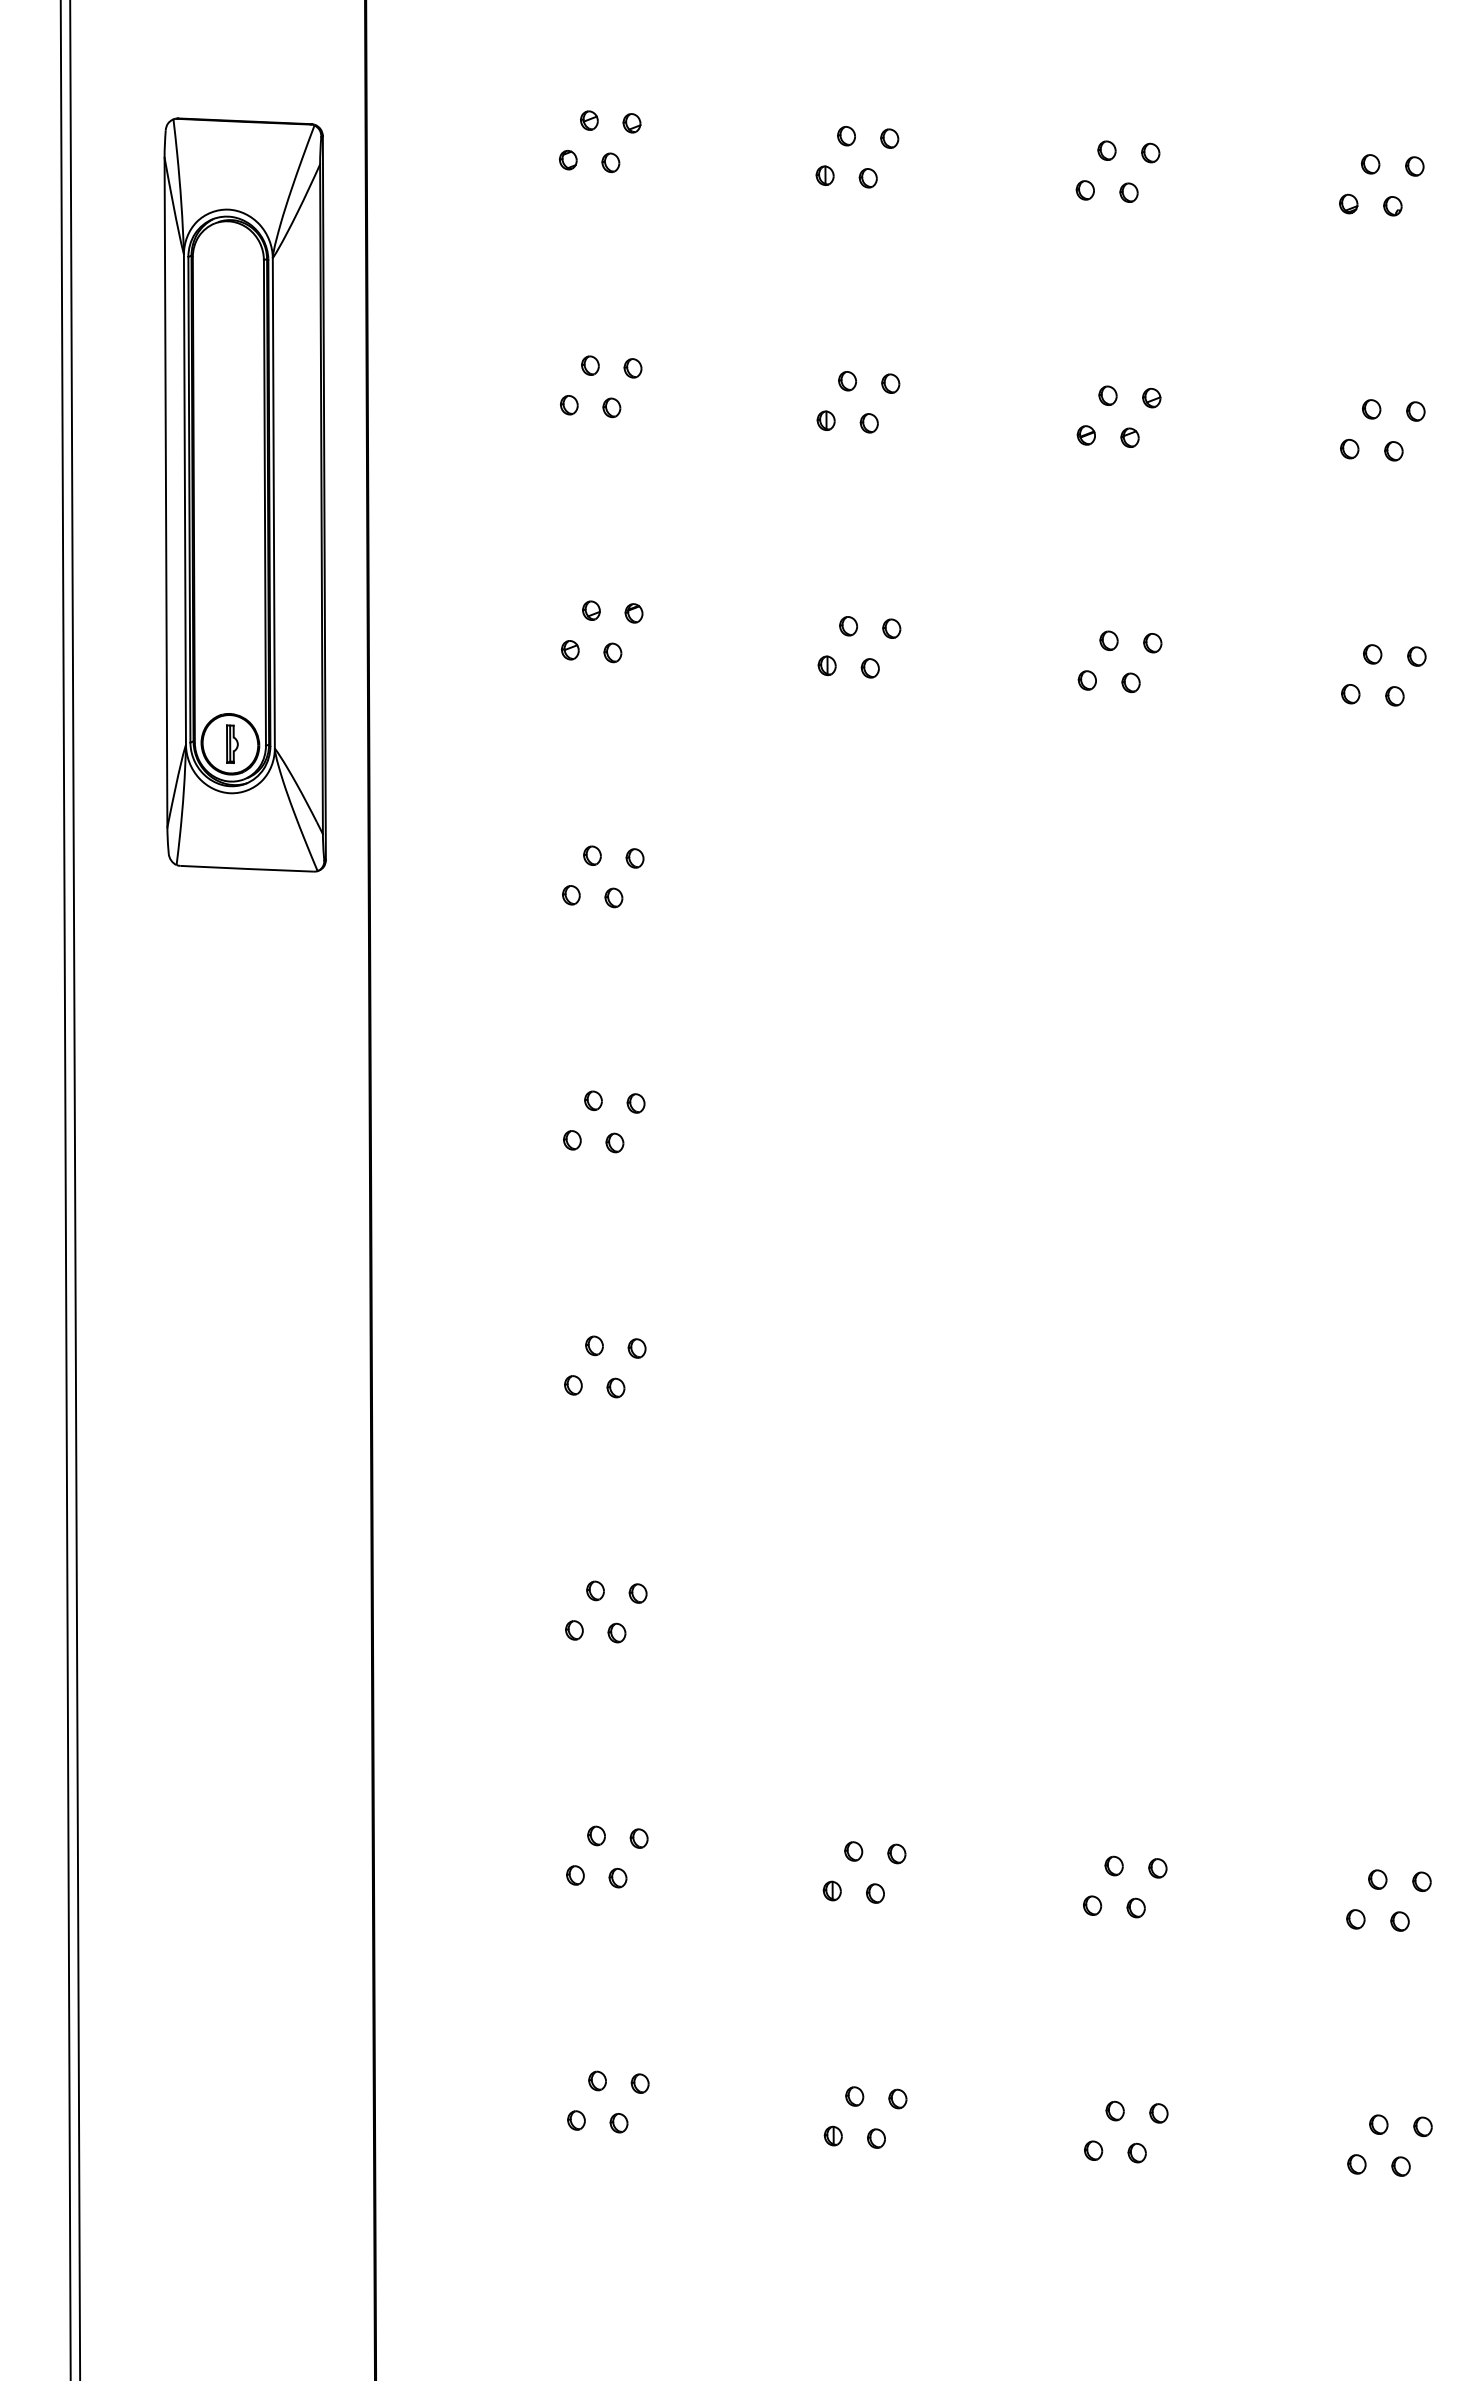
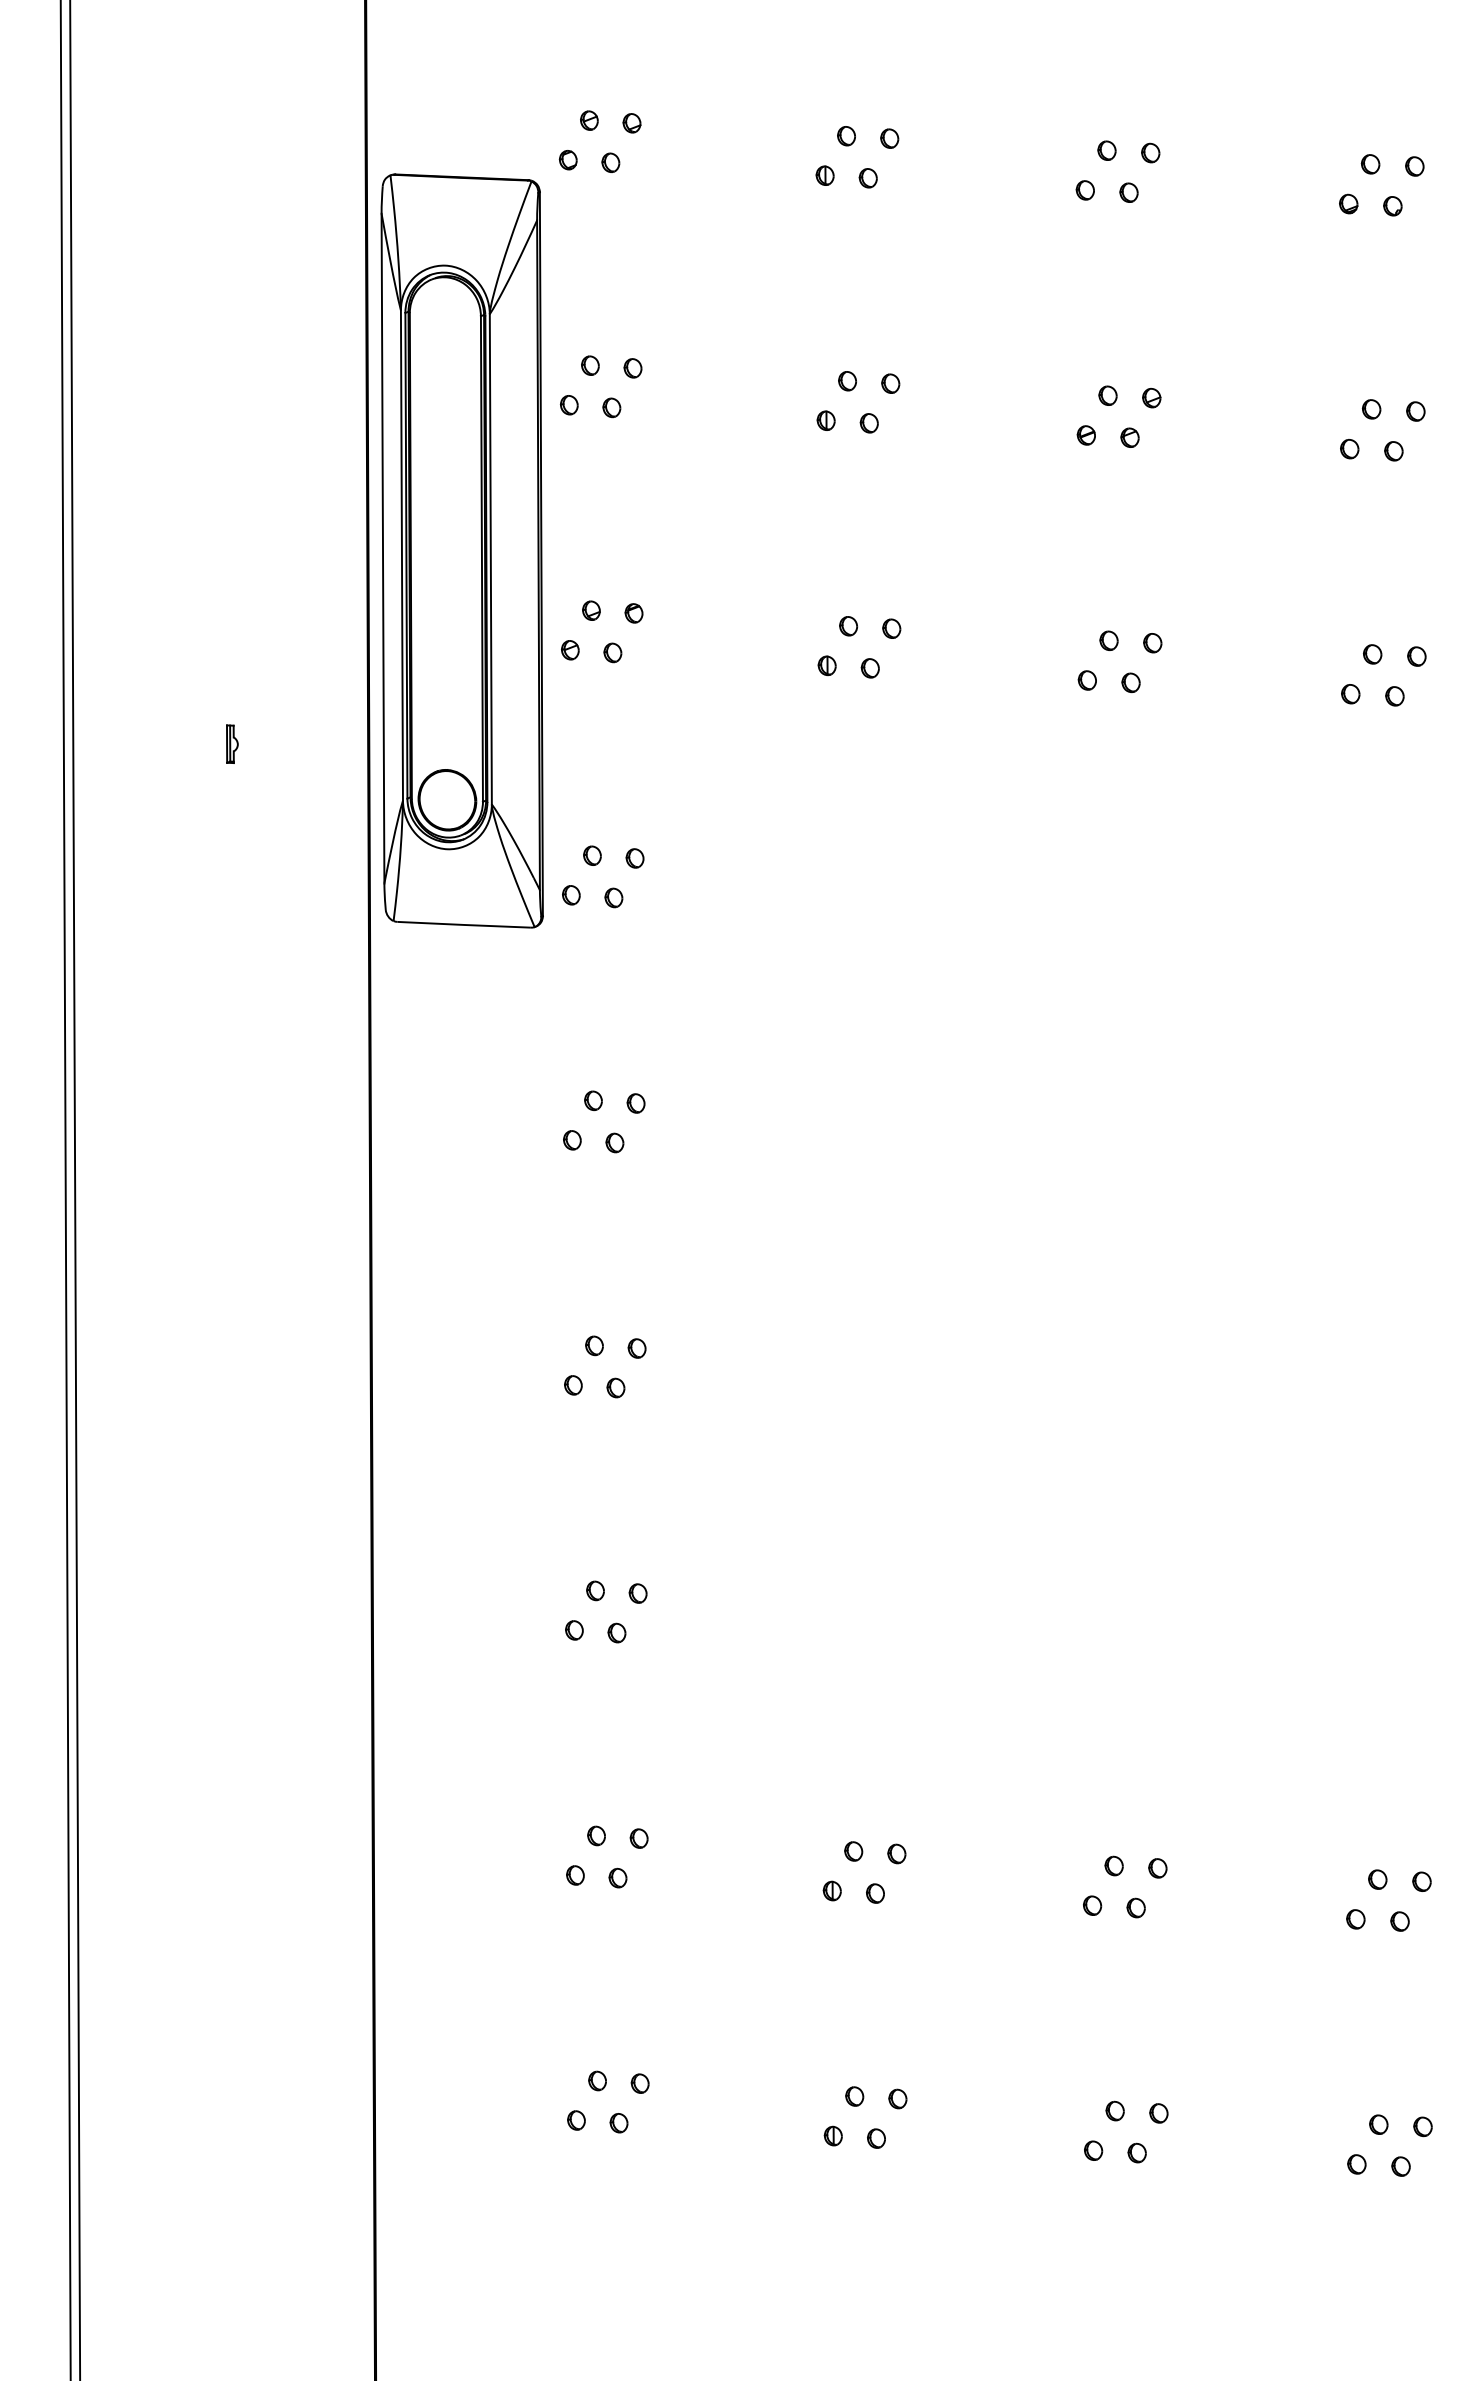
part position: (244, 494) -> (461, 550) (461, 550)
